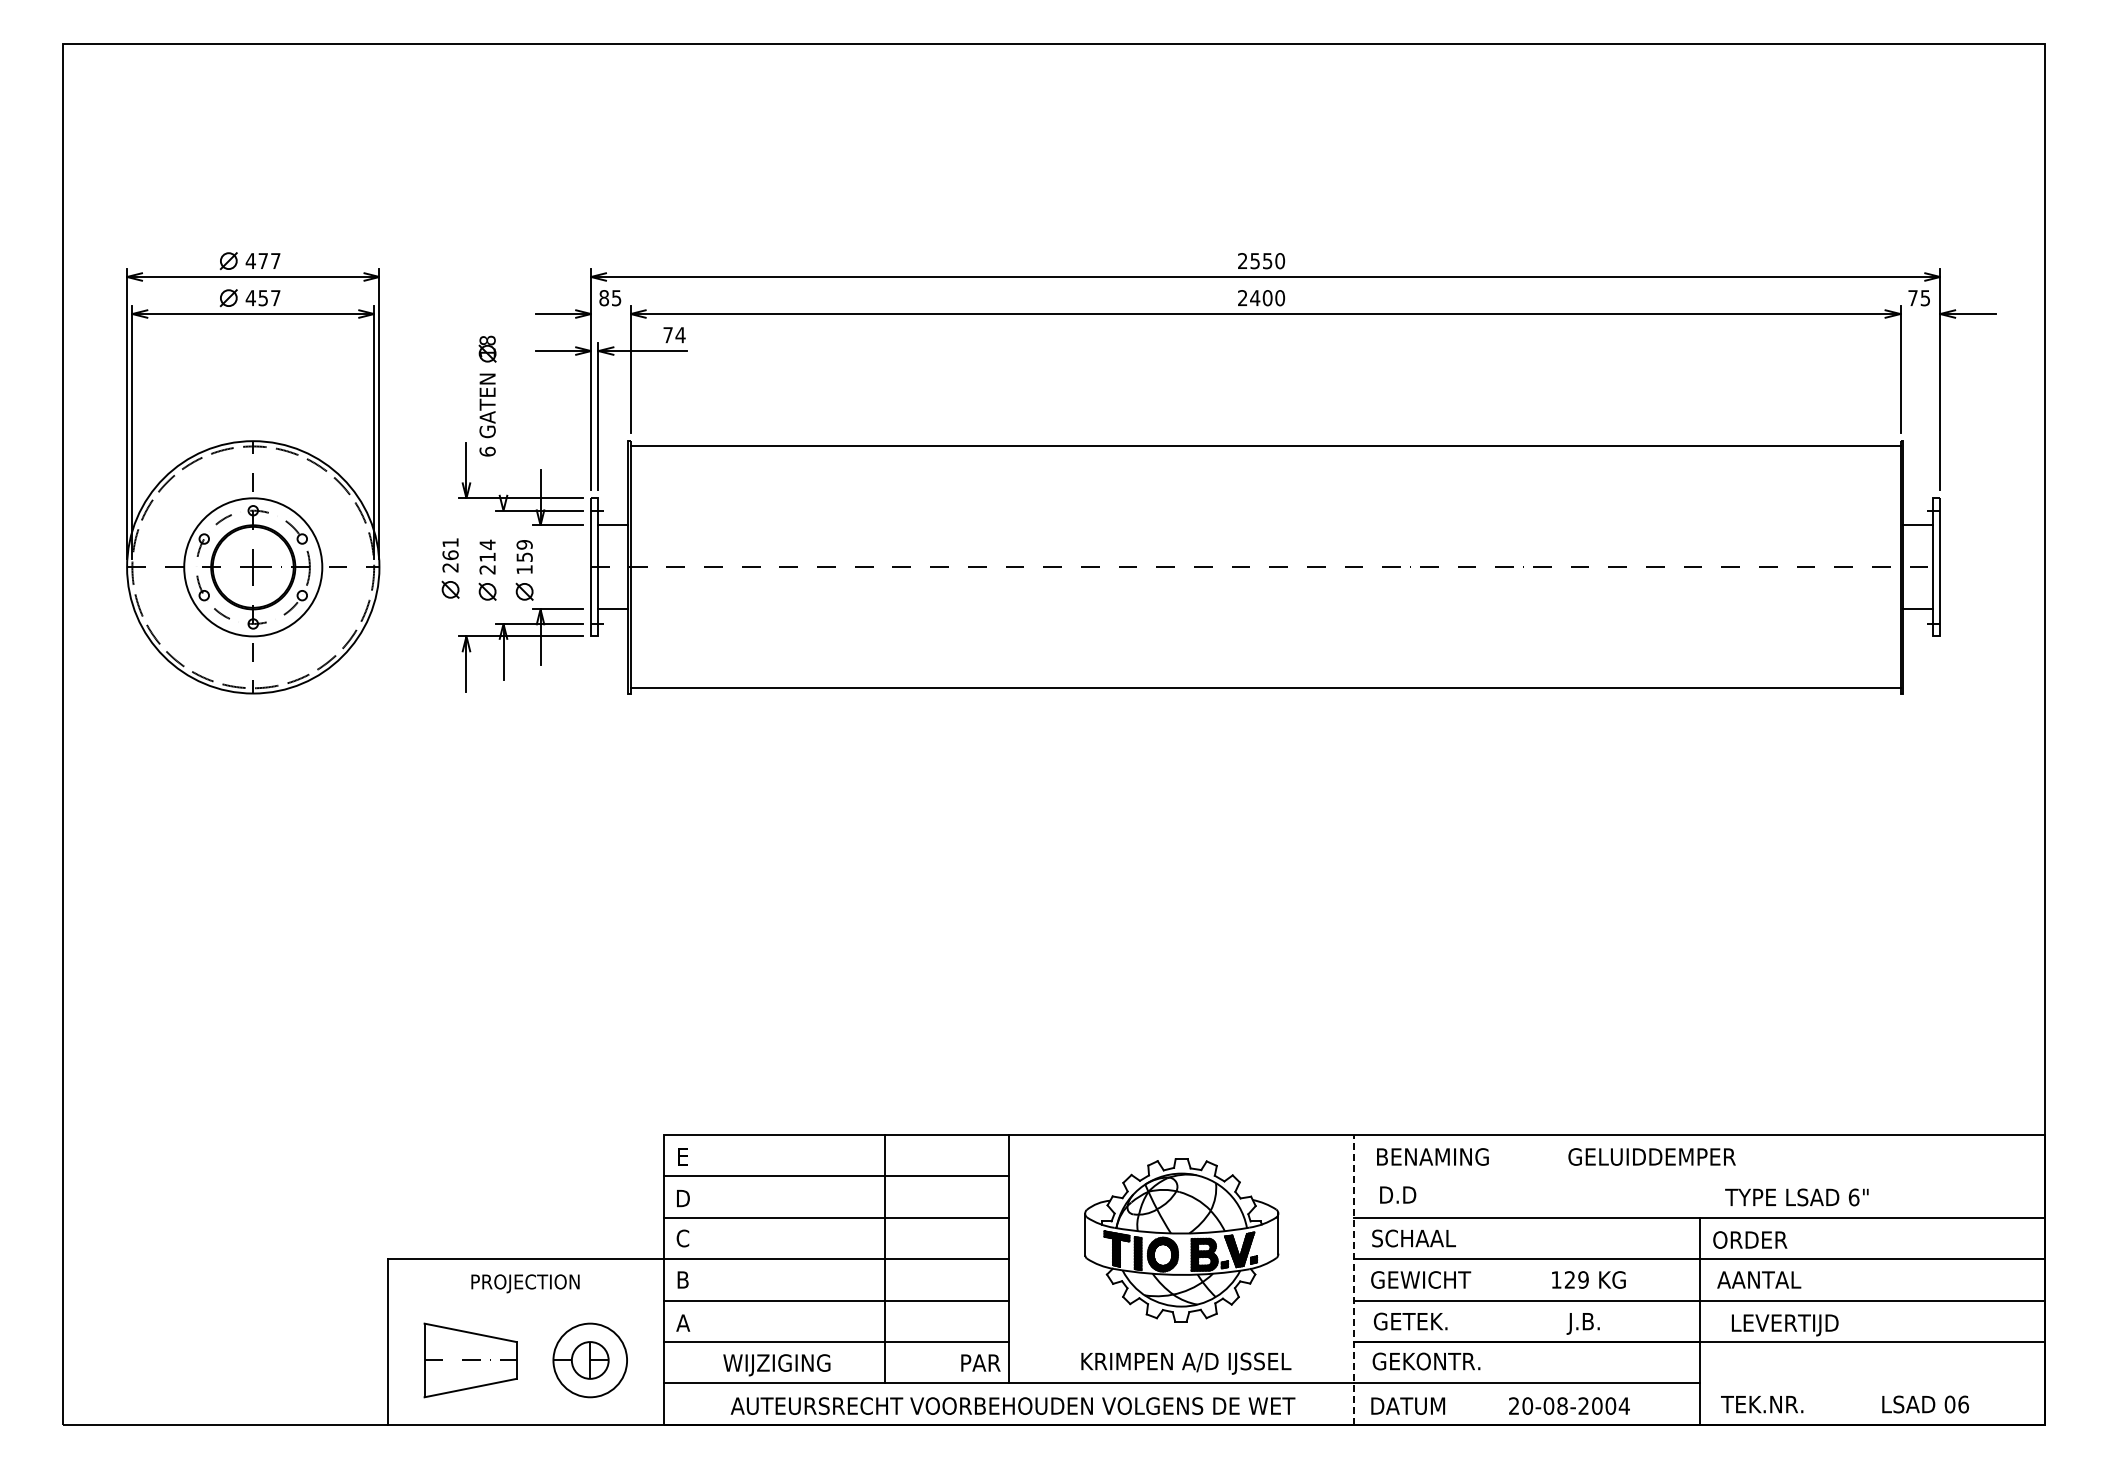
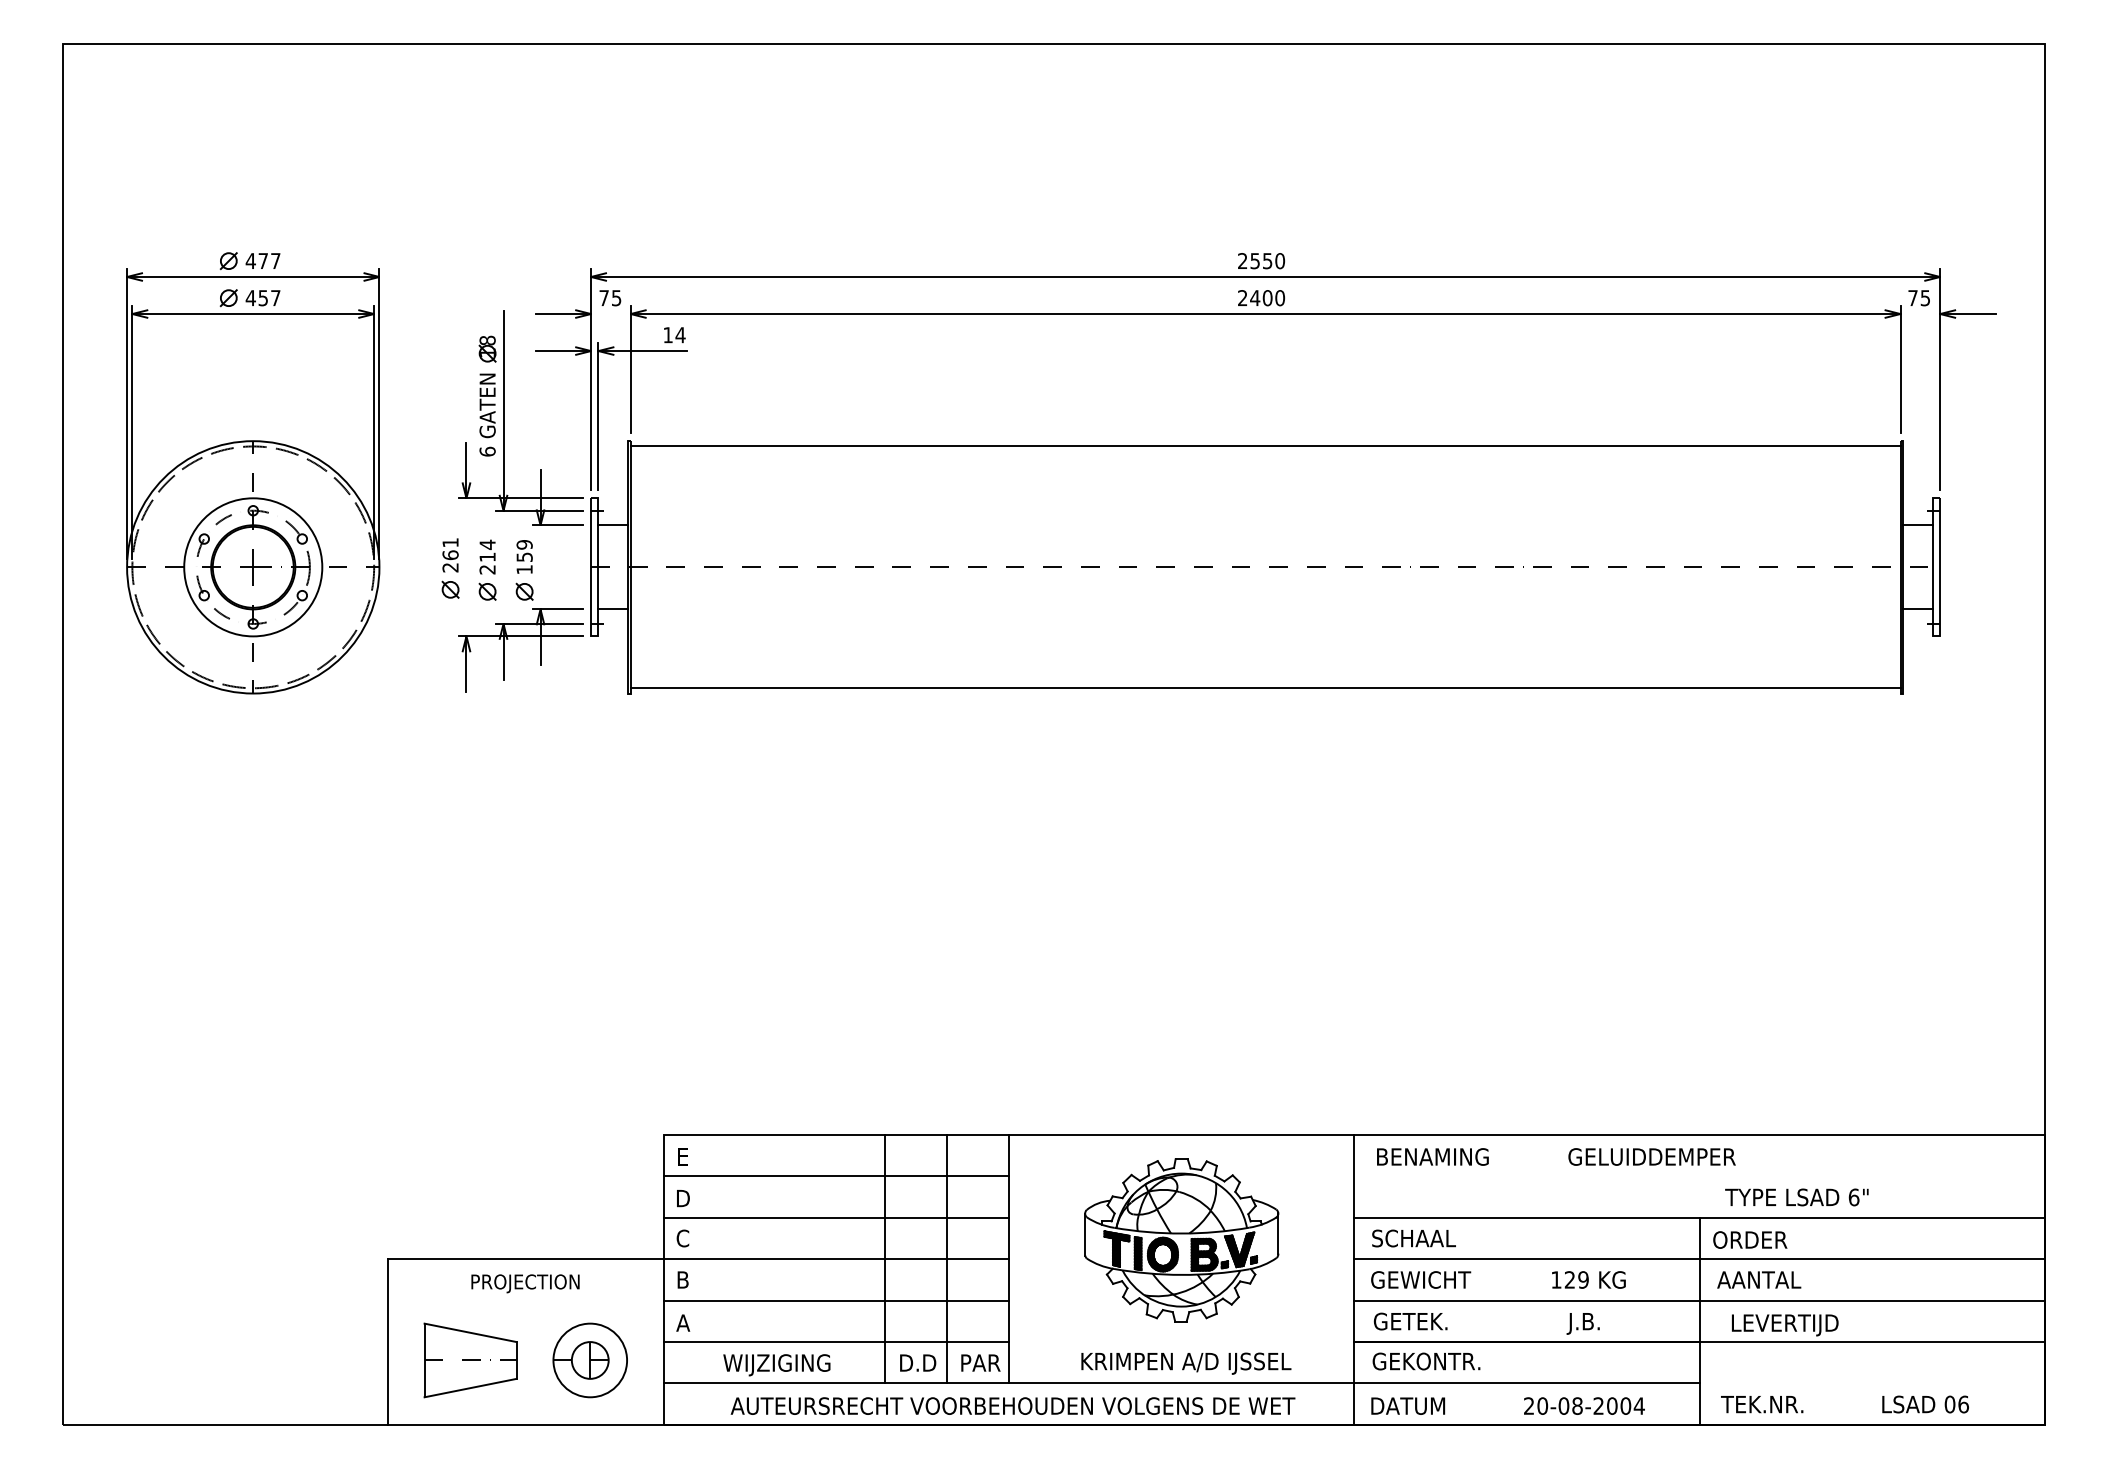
text: 85 -> 75 (604, 298)
text: 74 -> 14 (667, 335)
line: none -> present (503, 410)
text position: (1398, 1194) -> (918, 1362) (918, 1362)
line: none -> present (946, 1258)
line: dashed -> solid (1354, 1279)
text position: (1569, 1405) -> (1584, 1405) (1584, 1405)
